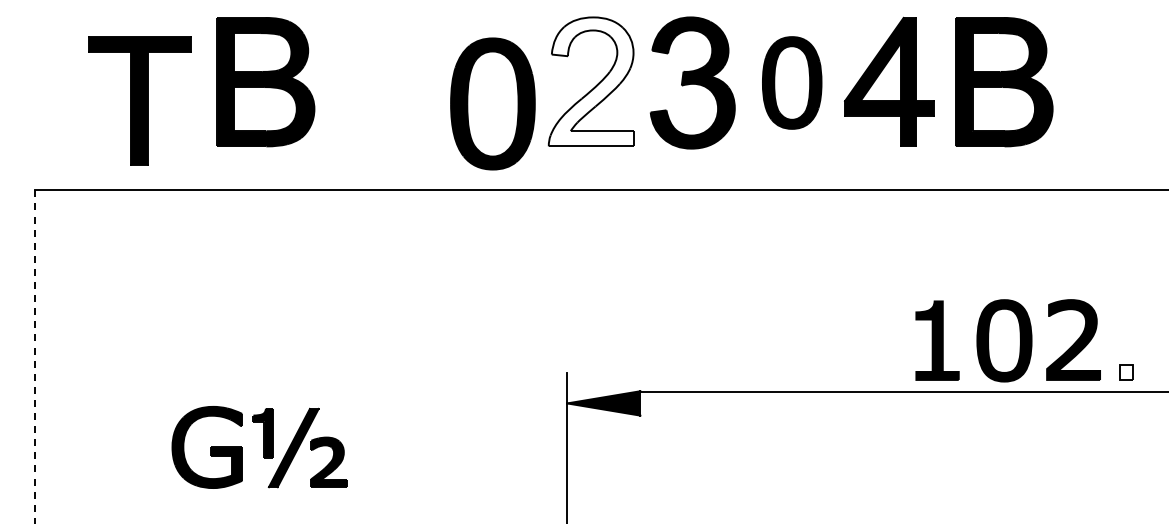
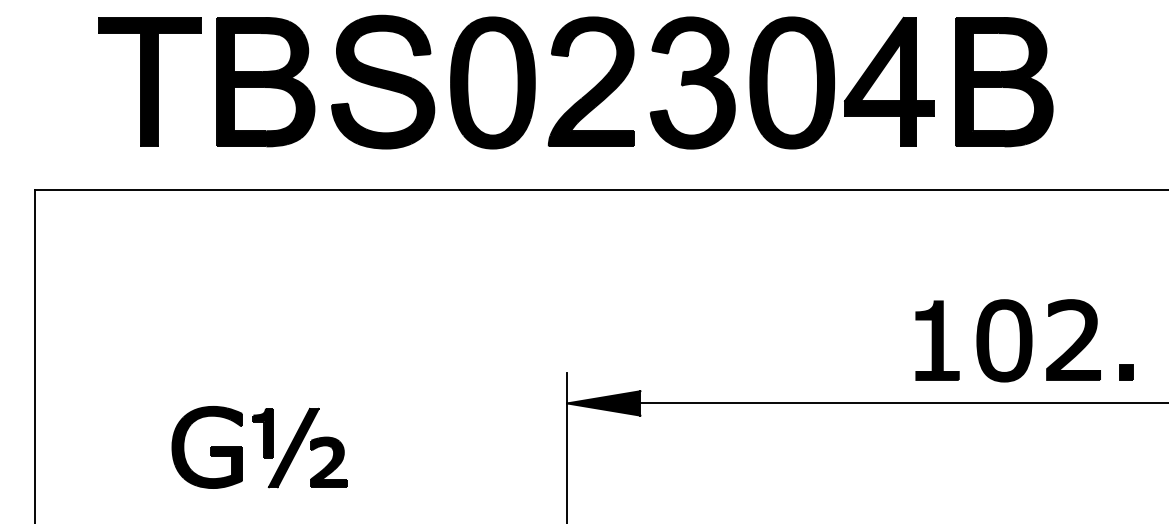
part: none -> present (383, 81)
fill: none -> present (590, 81)
part size: 61x94 px -> 86x134 px (791, 82)
part position: (139, 100) -> (149, 81) (149, 81)
part position: (492, 103) -> (492, 82) (492, 82)
line: dashed -> solid (35, 357)
fill: none -> present (1126, 371)
line position: (902, 392) -> (902, 403) (902, 403)
